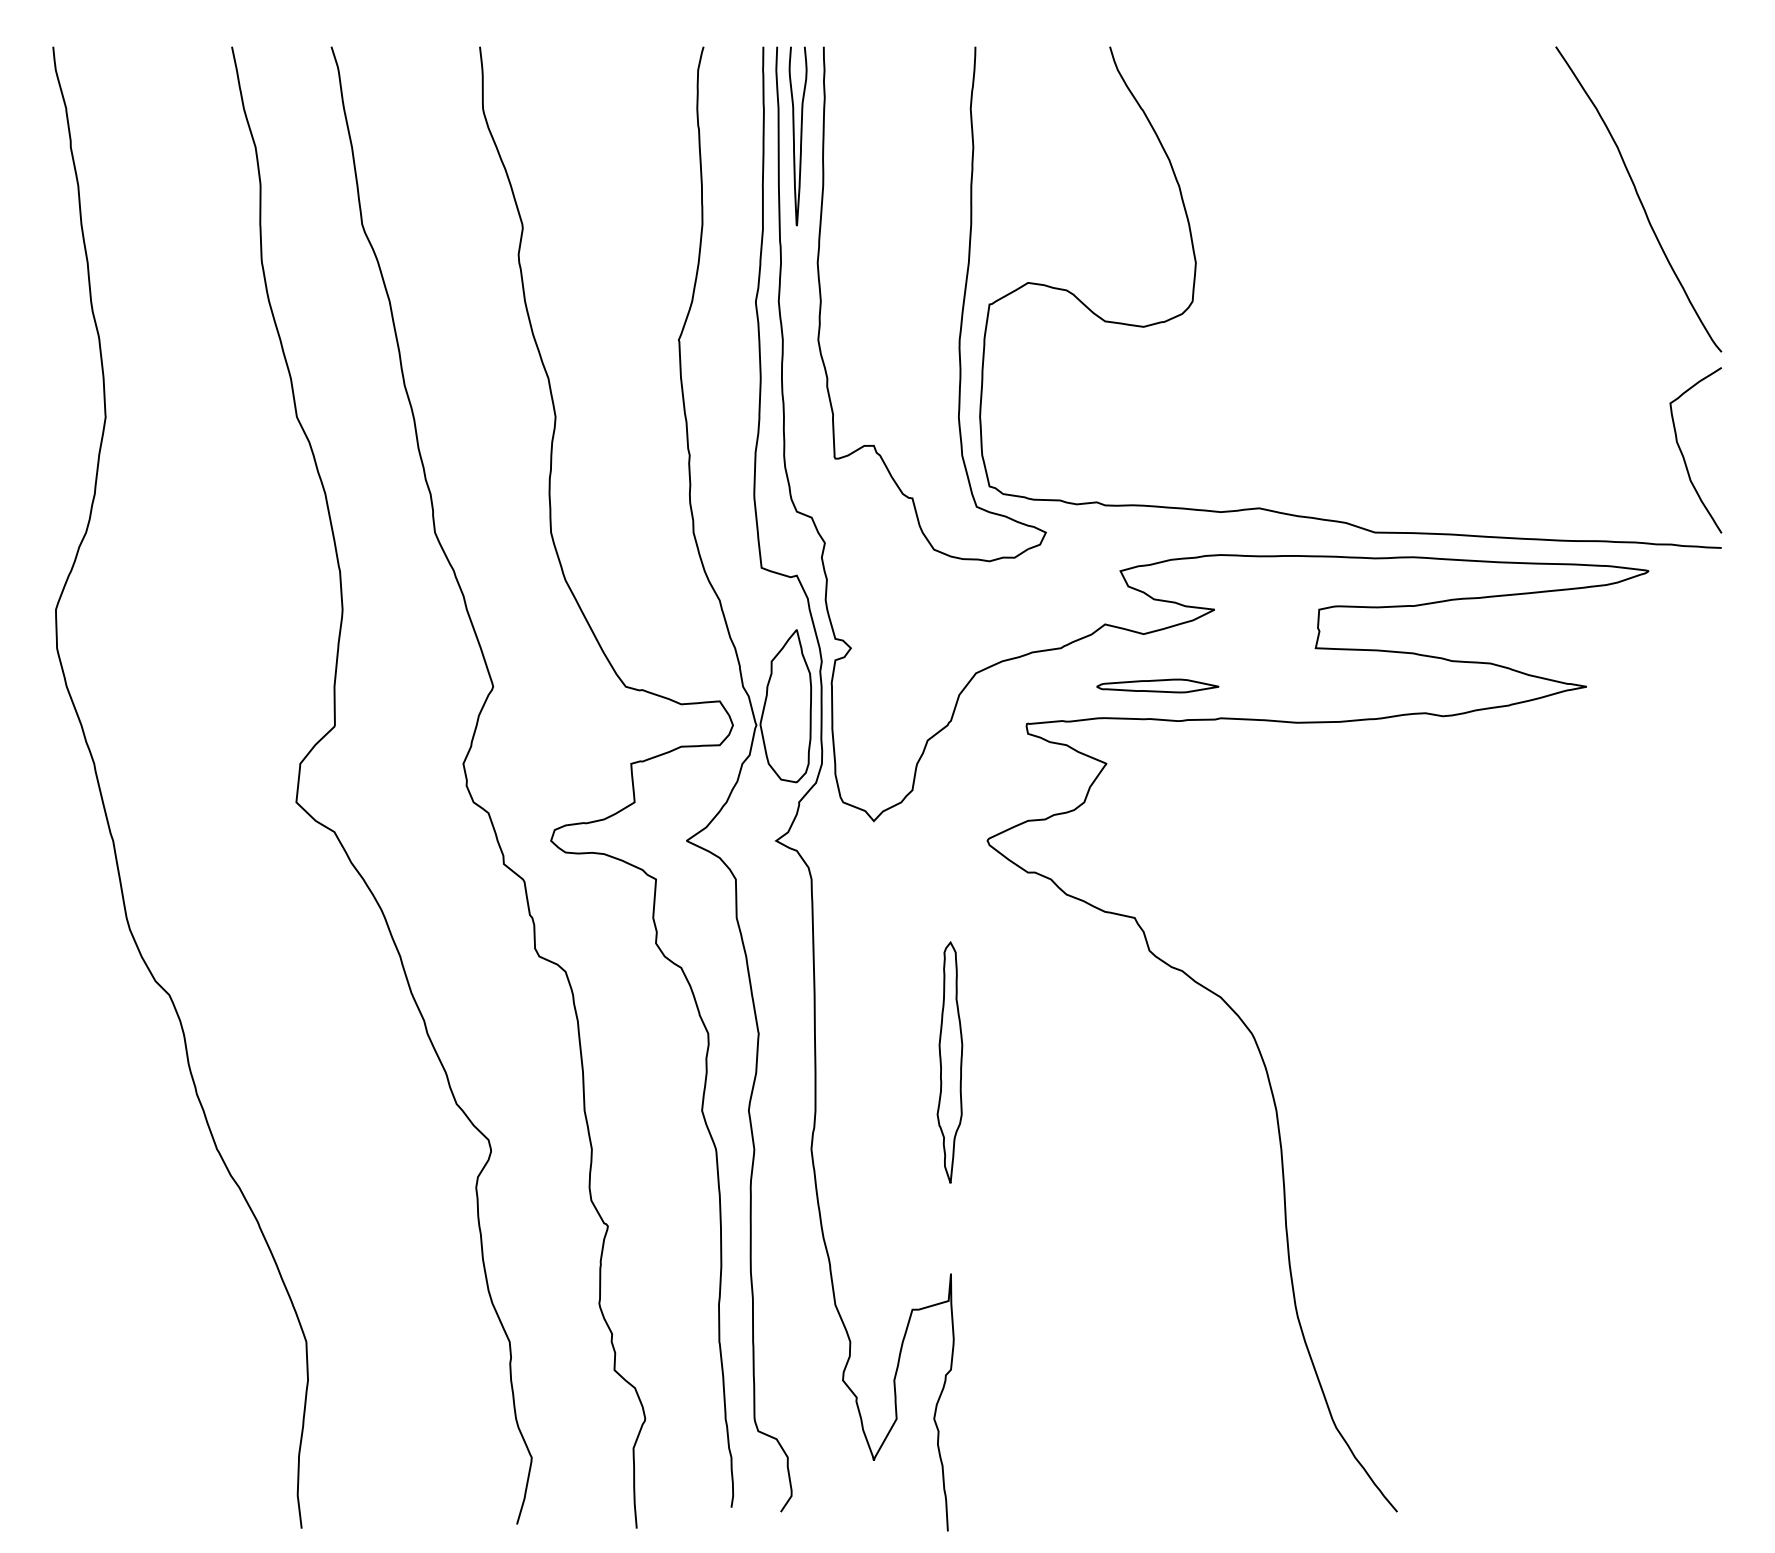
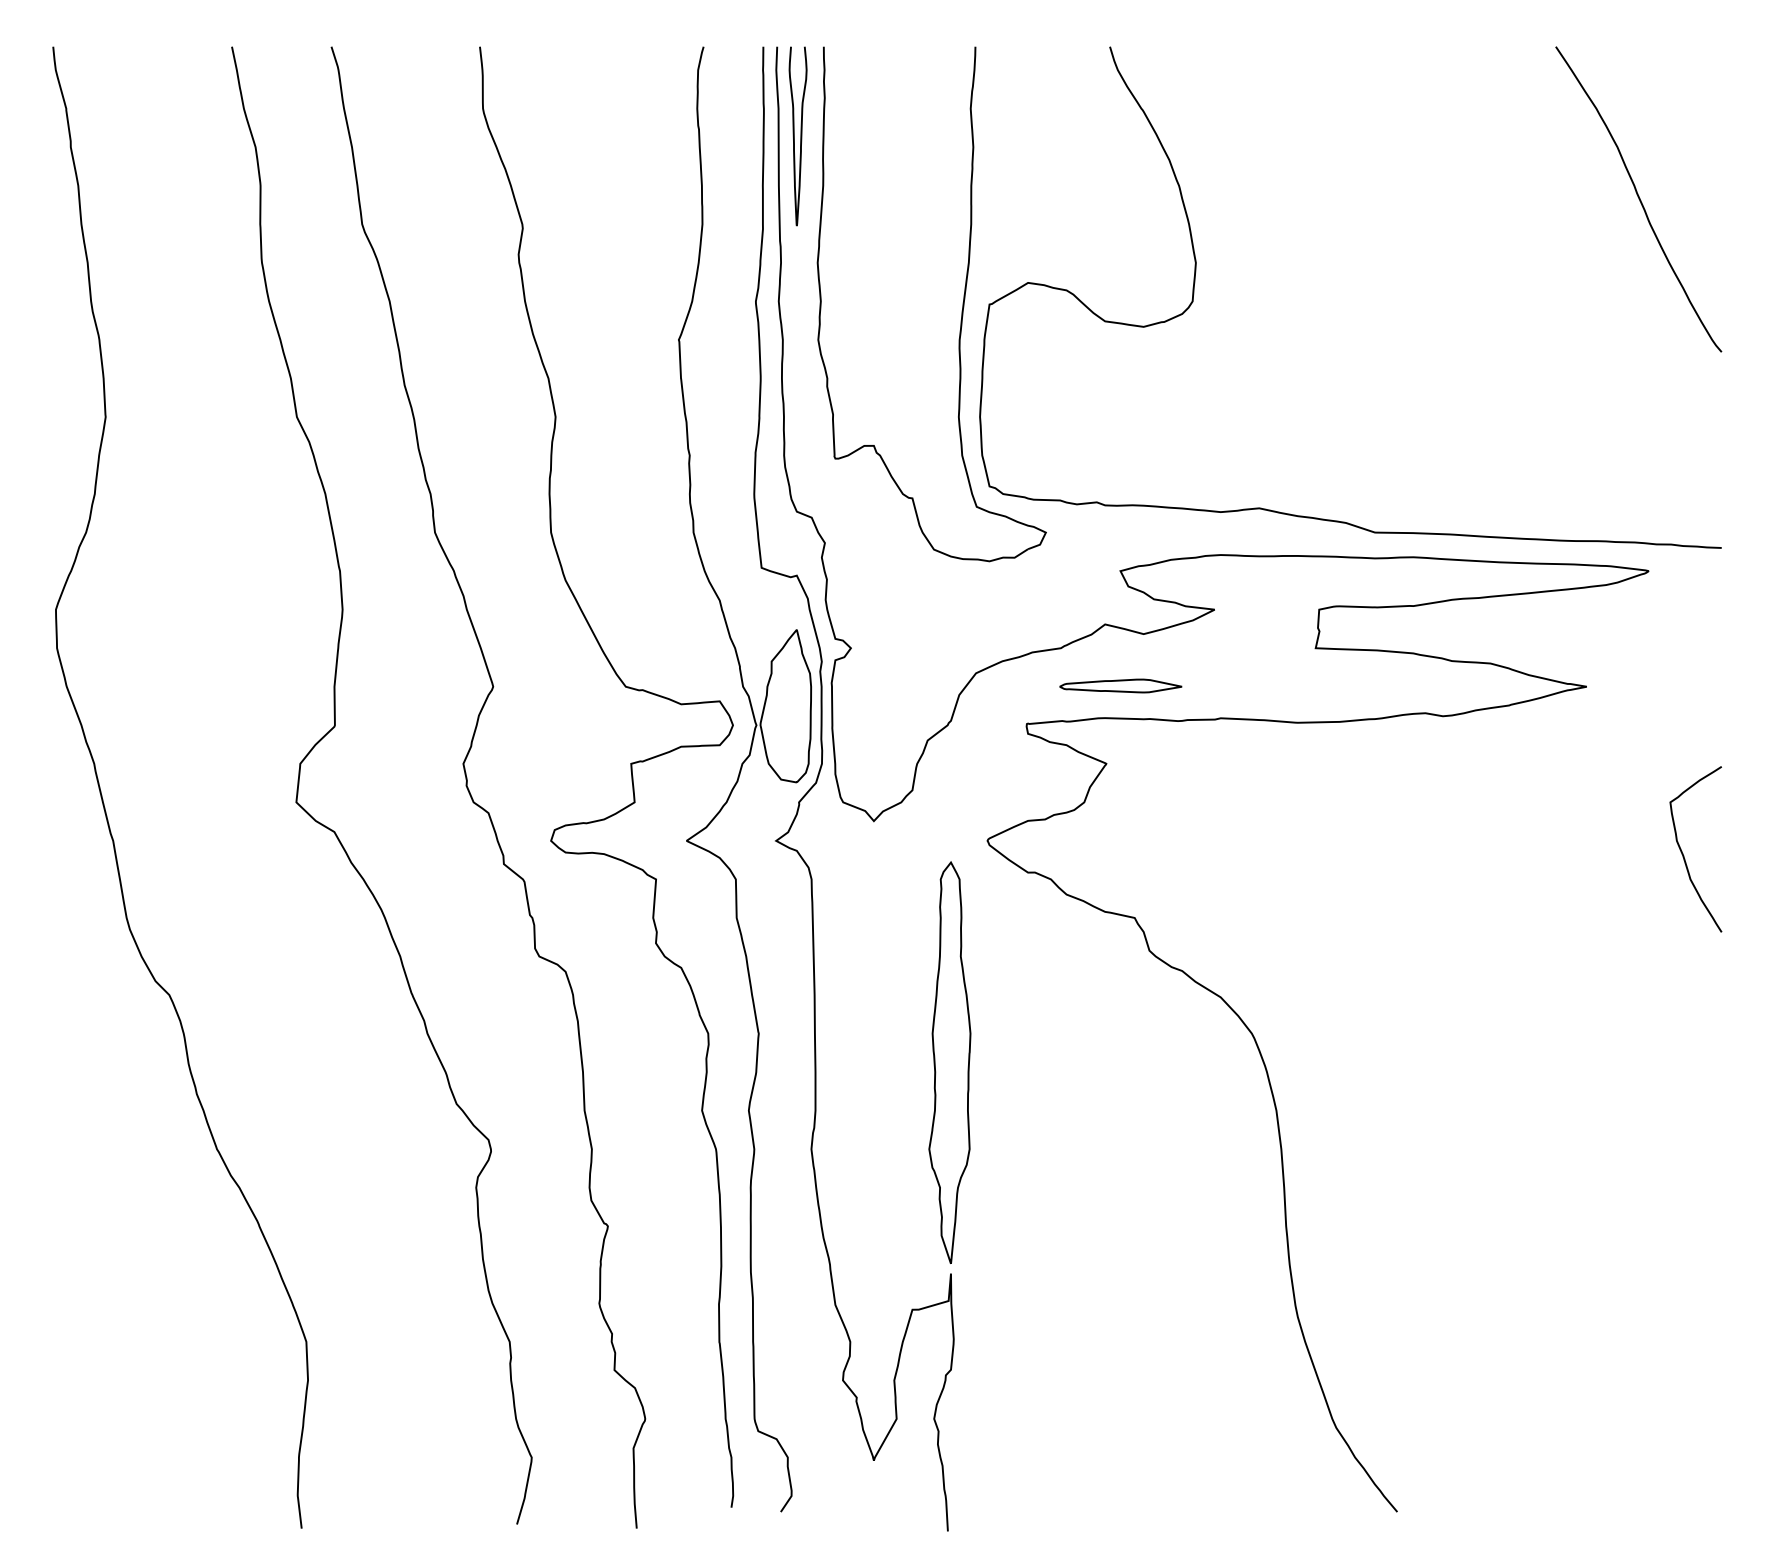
curve position: (1684, 456) -> (1684, 855) (1684, 855)
part position: (1157, 685) -> (1120, 685) (1120, 685)
part size: 28x243 px -> 44x403 px (949, 1062)
